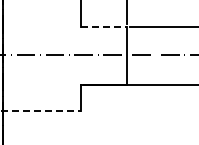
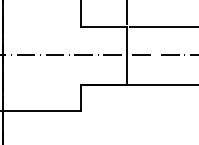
line: dashed -> solid (104, 26)
line: dashed -> solid (41, 111)
